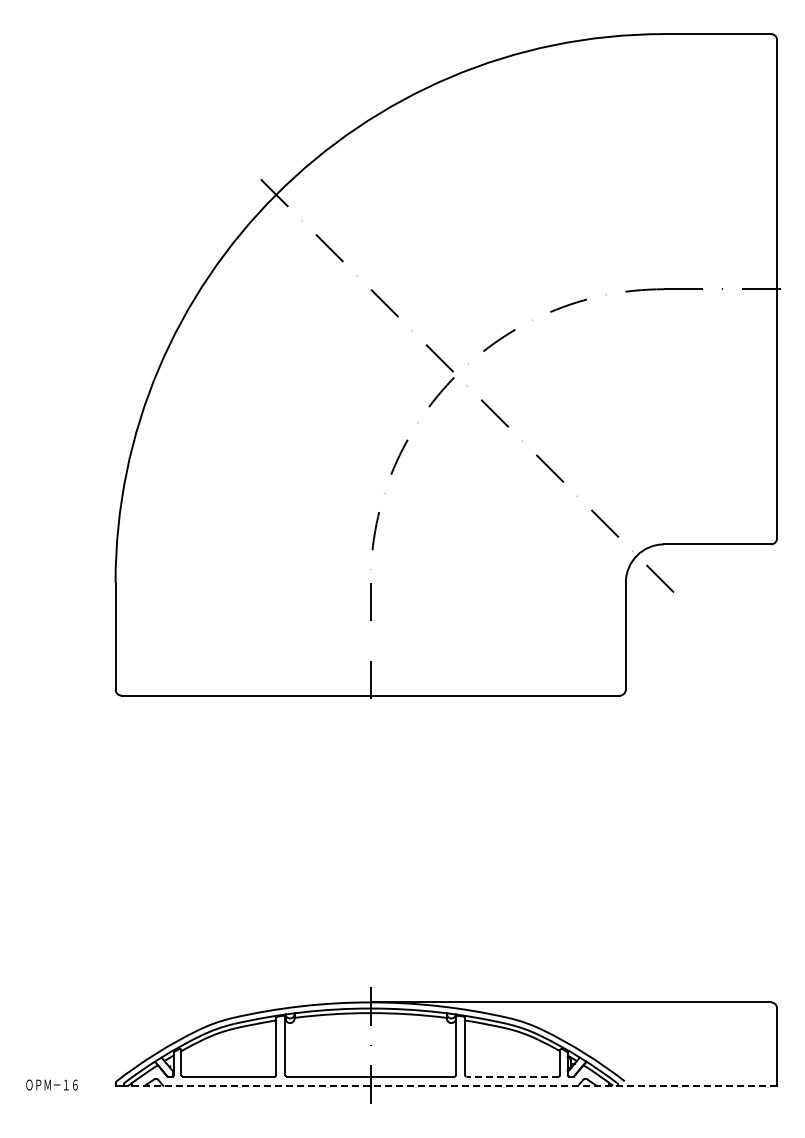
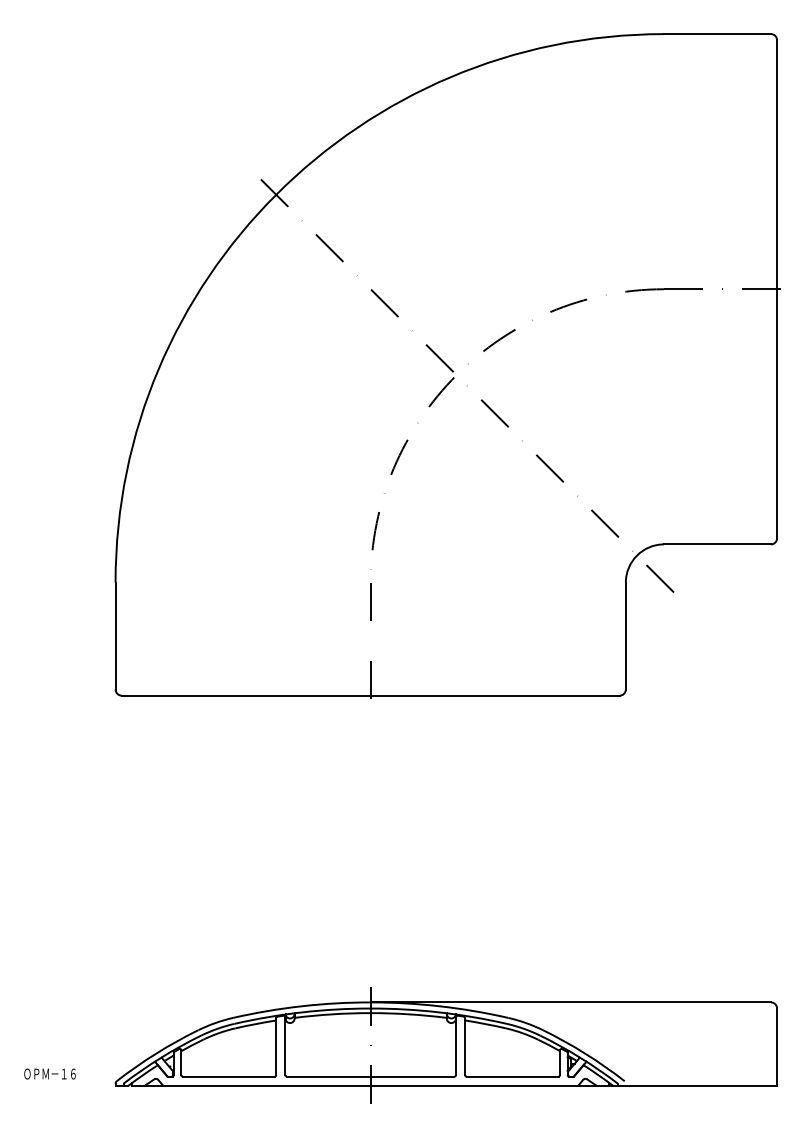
line: dashed -> solid (512, 1076)
text position: (51, 1084) -> (49, 1073) (49, 1073)
line: dashed -> solid (454, 1085)
